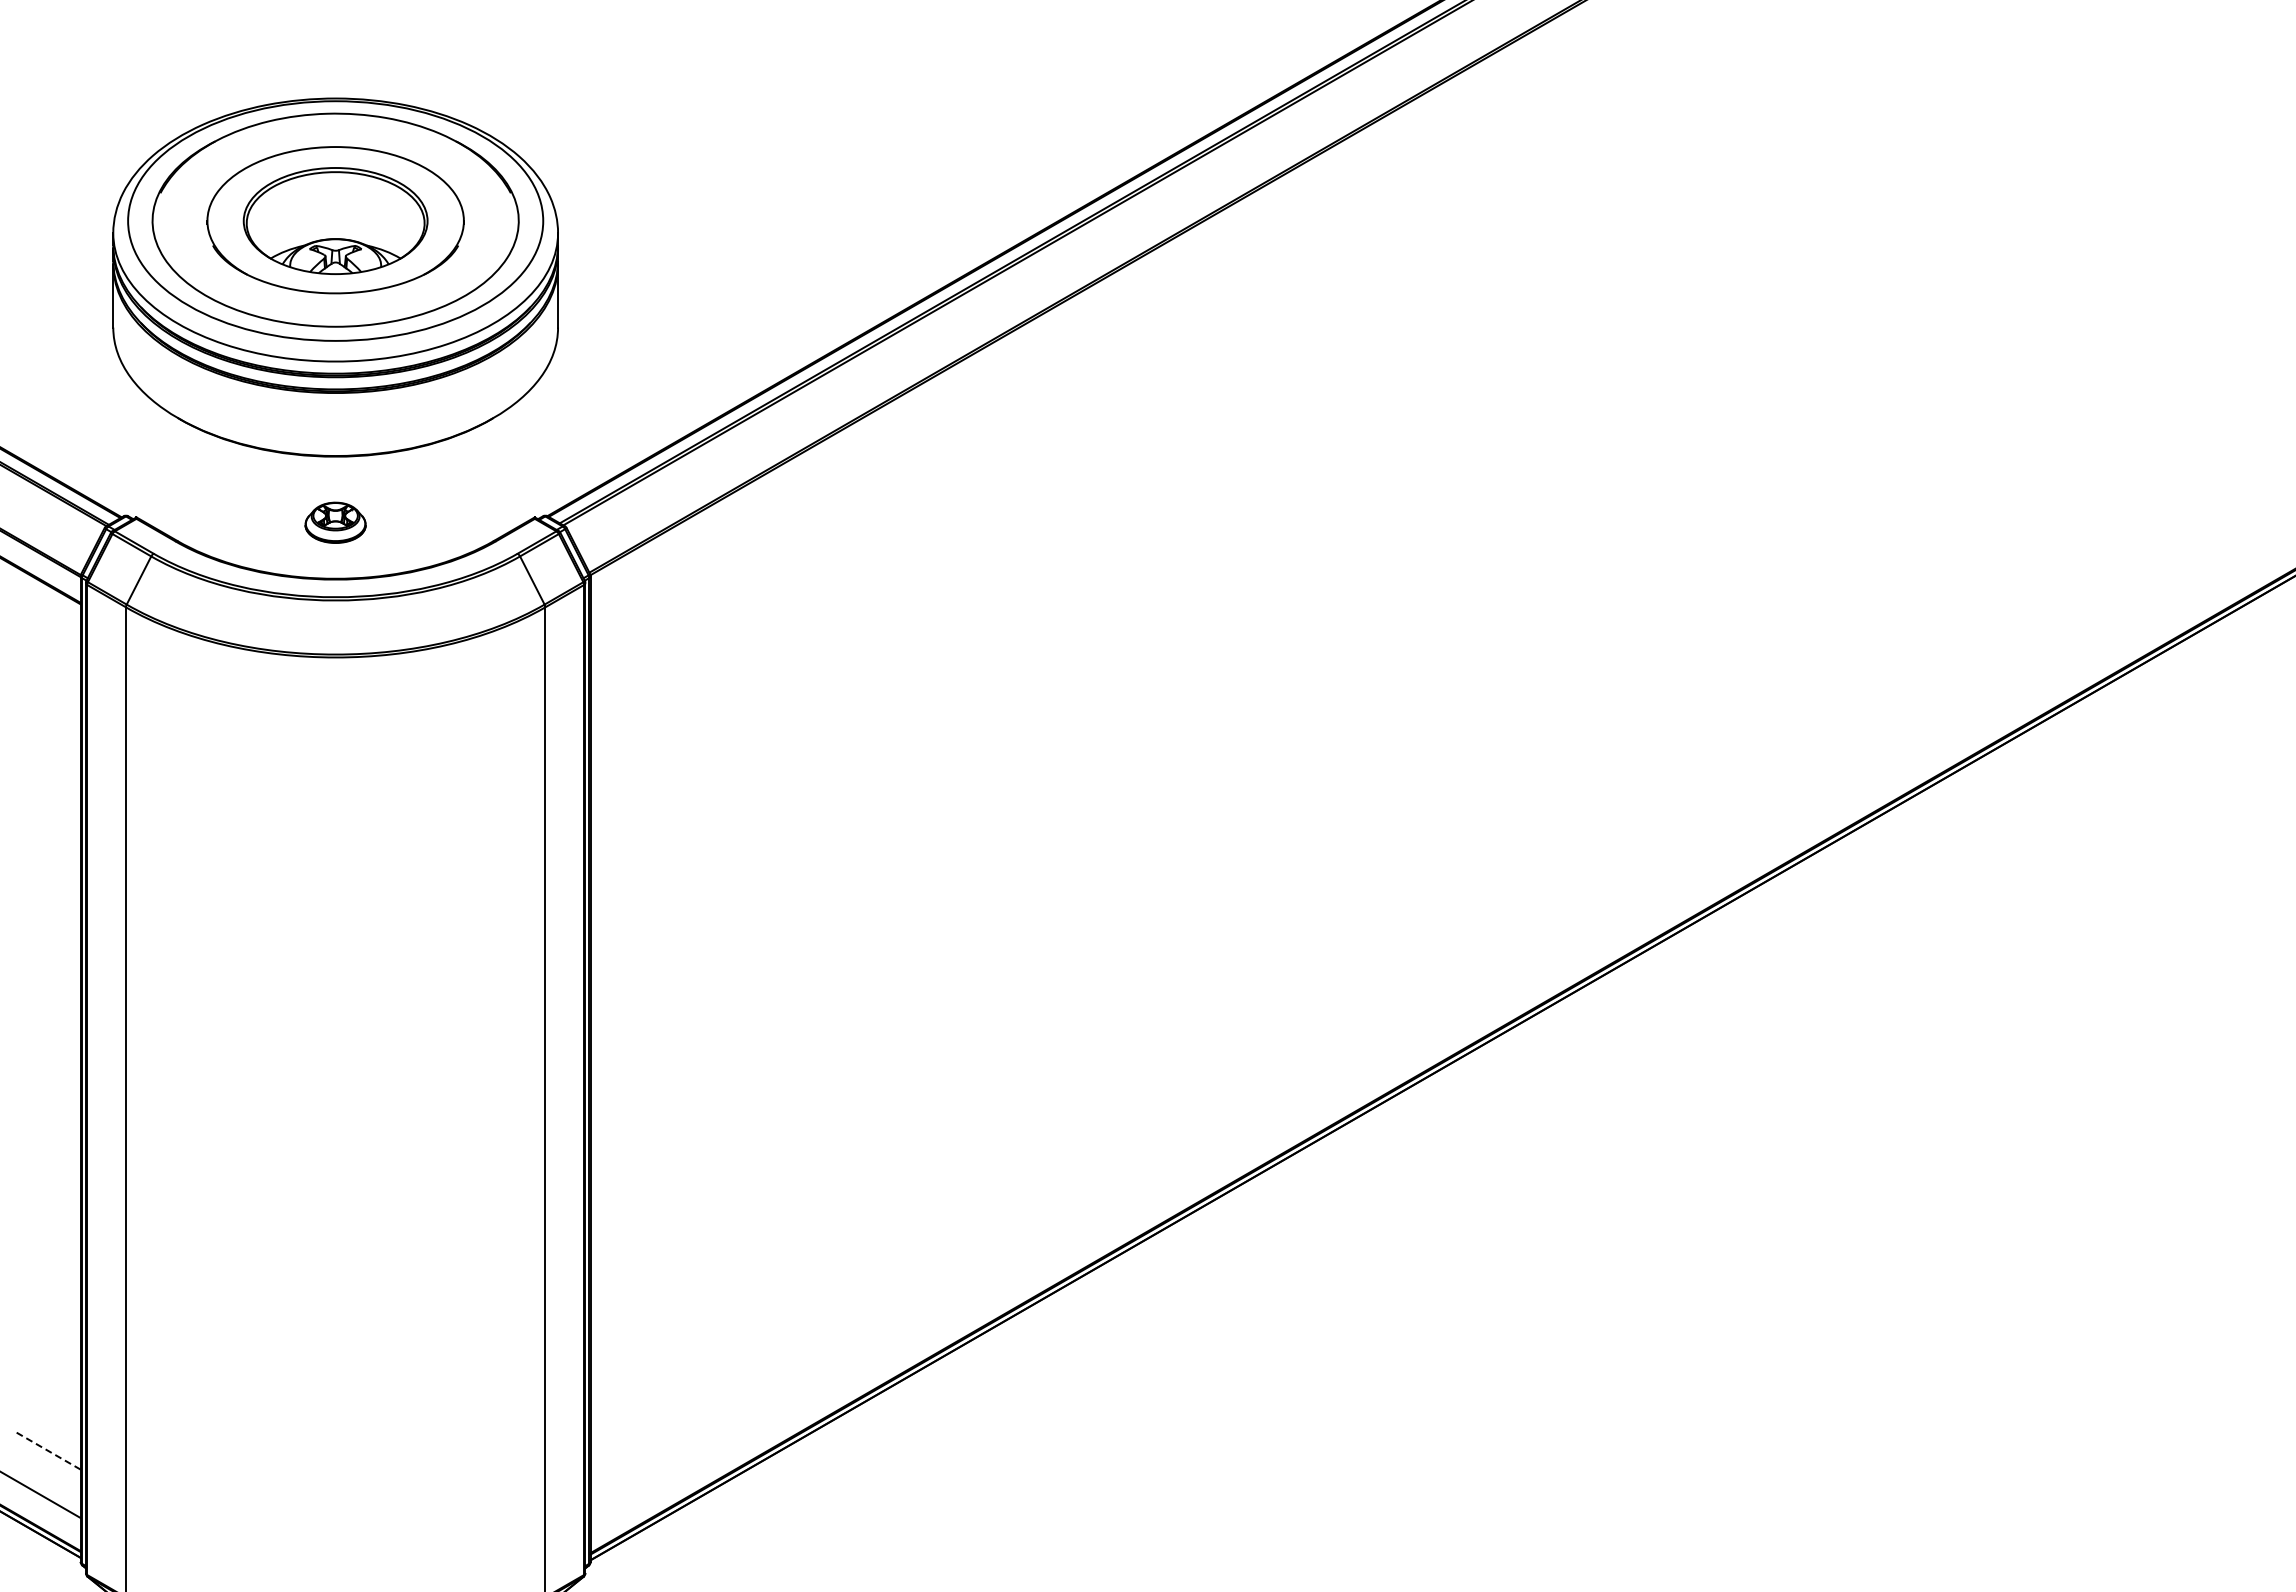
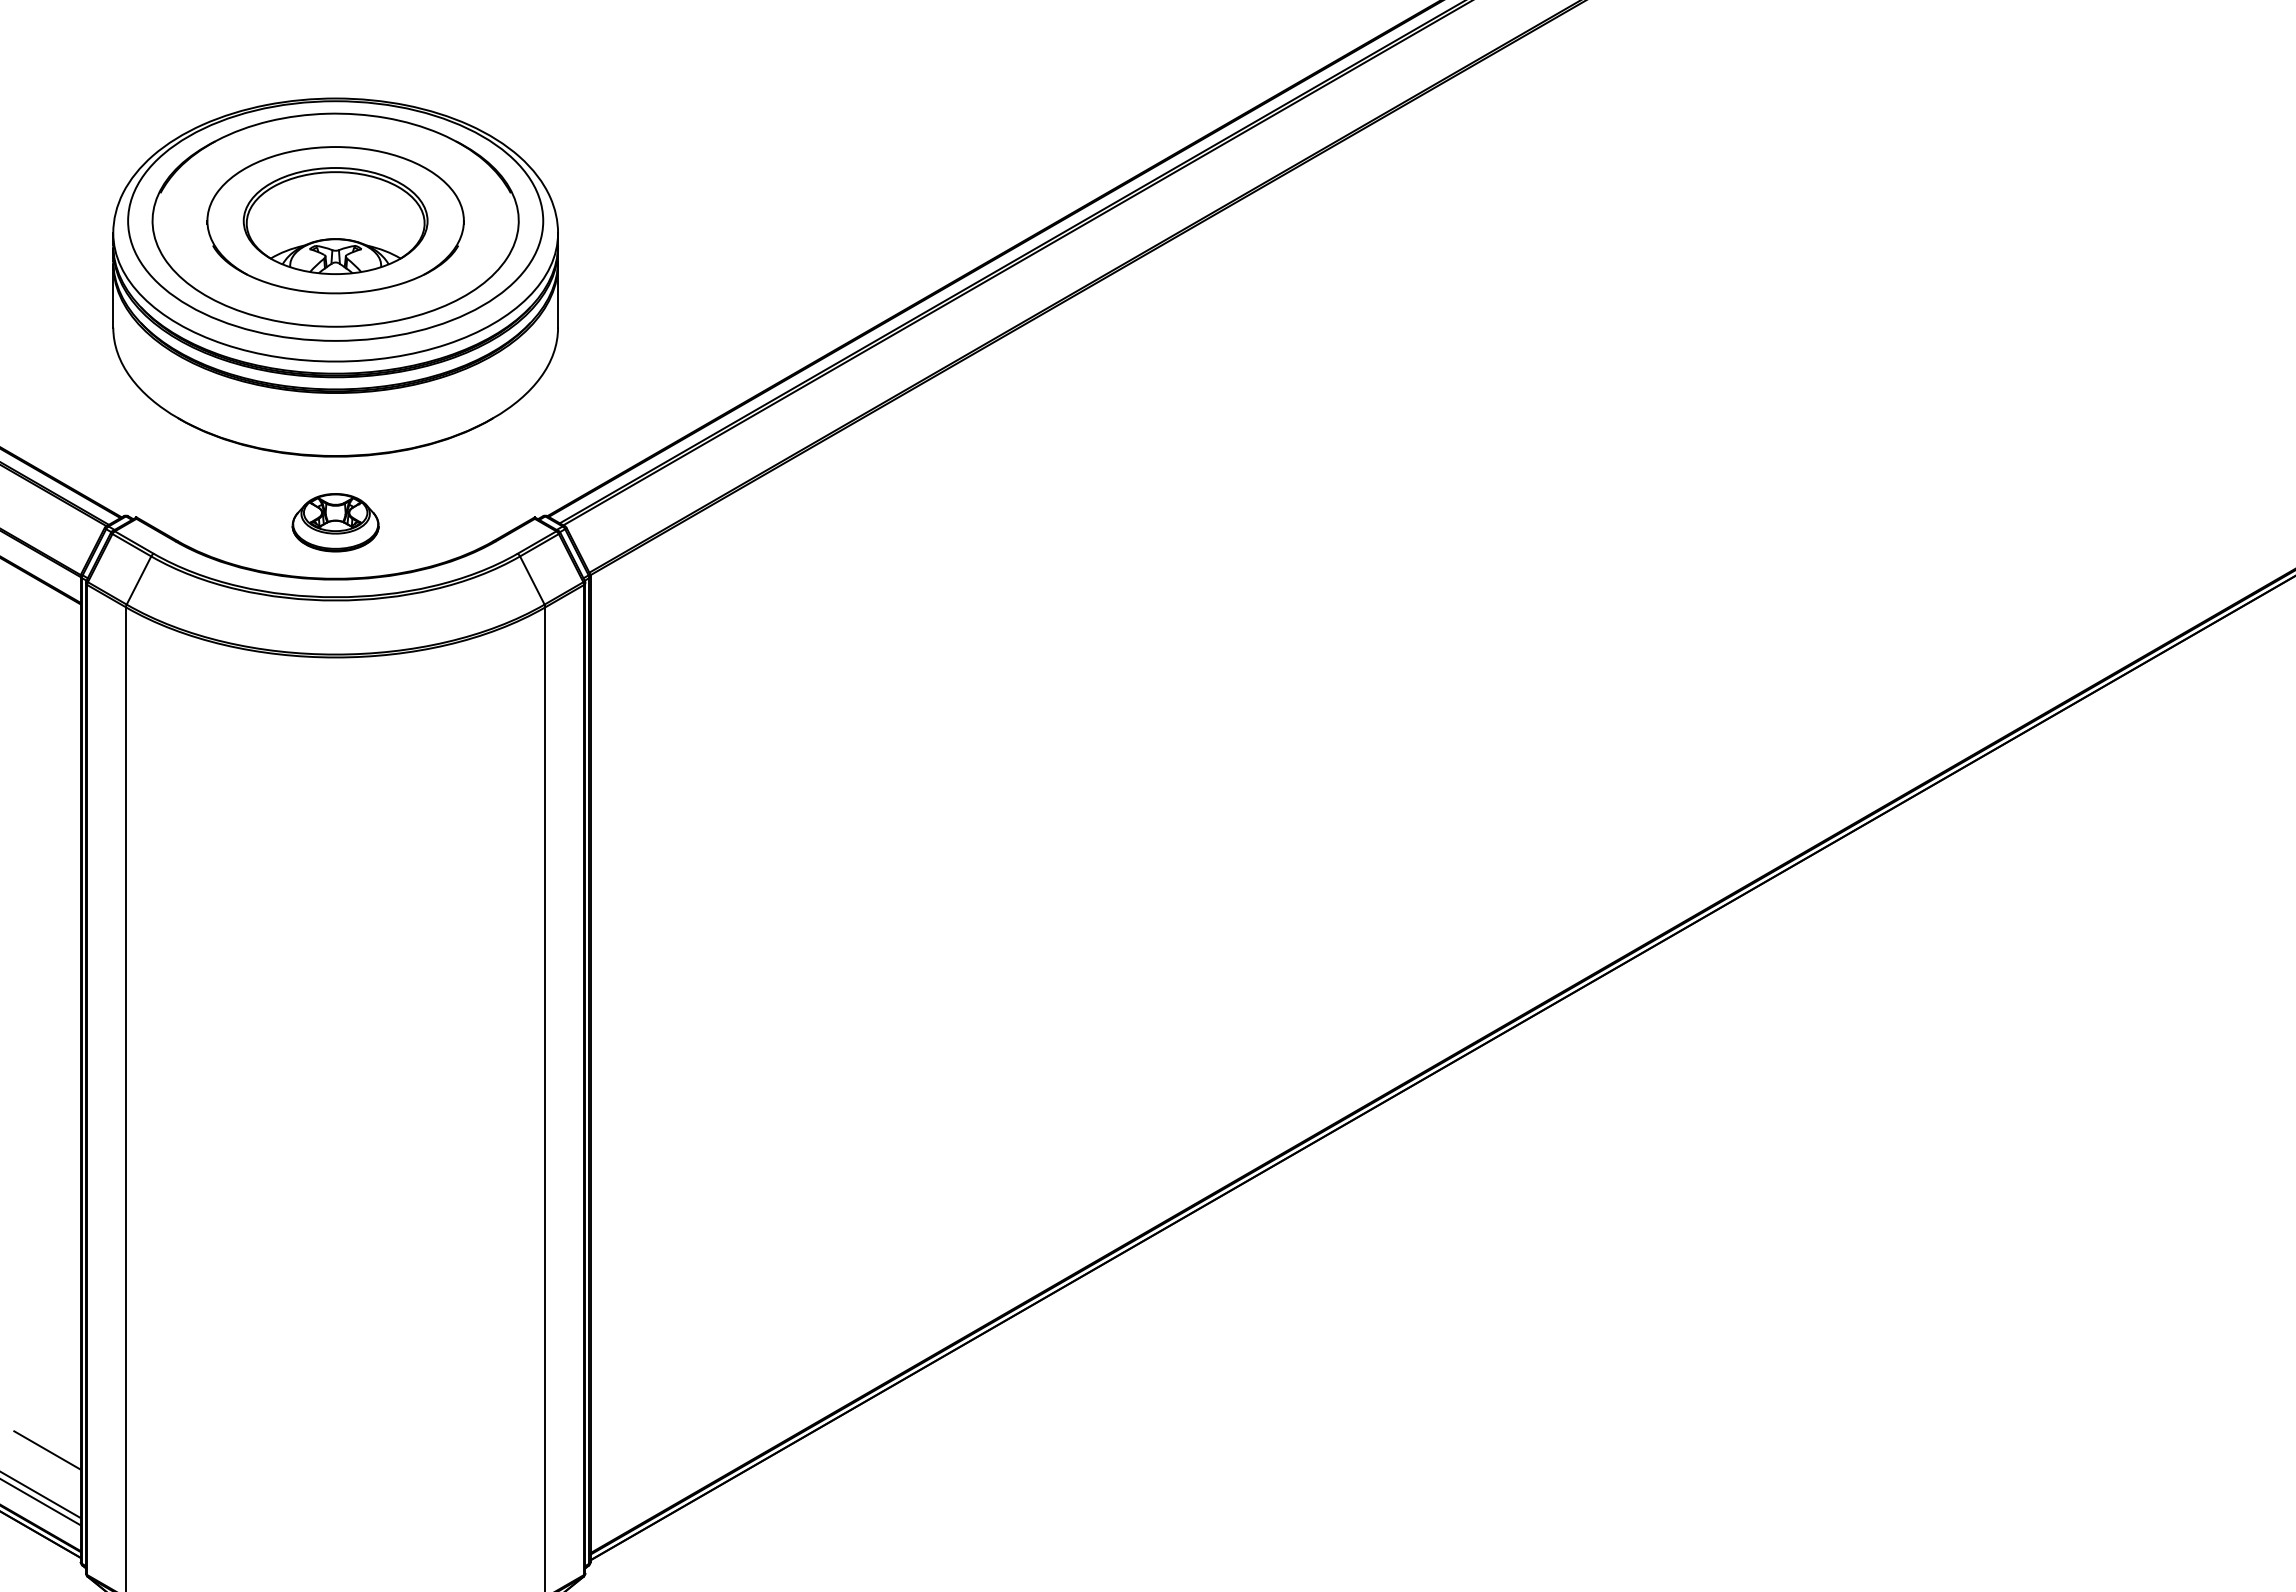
part size: 63x43 px -> 89x60 px (335, 522)
line: dashed -> solid (47, 1450)
line: none -> present (41, 1502)
